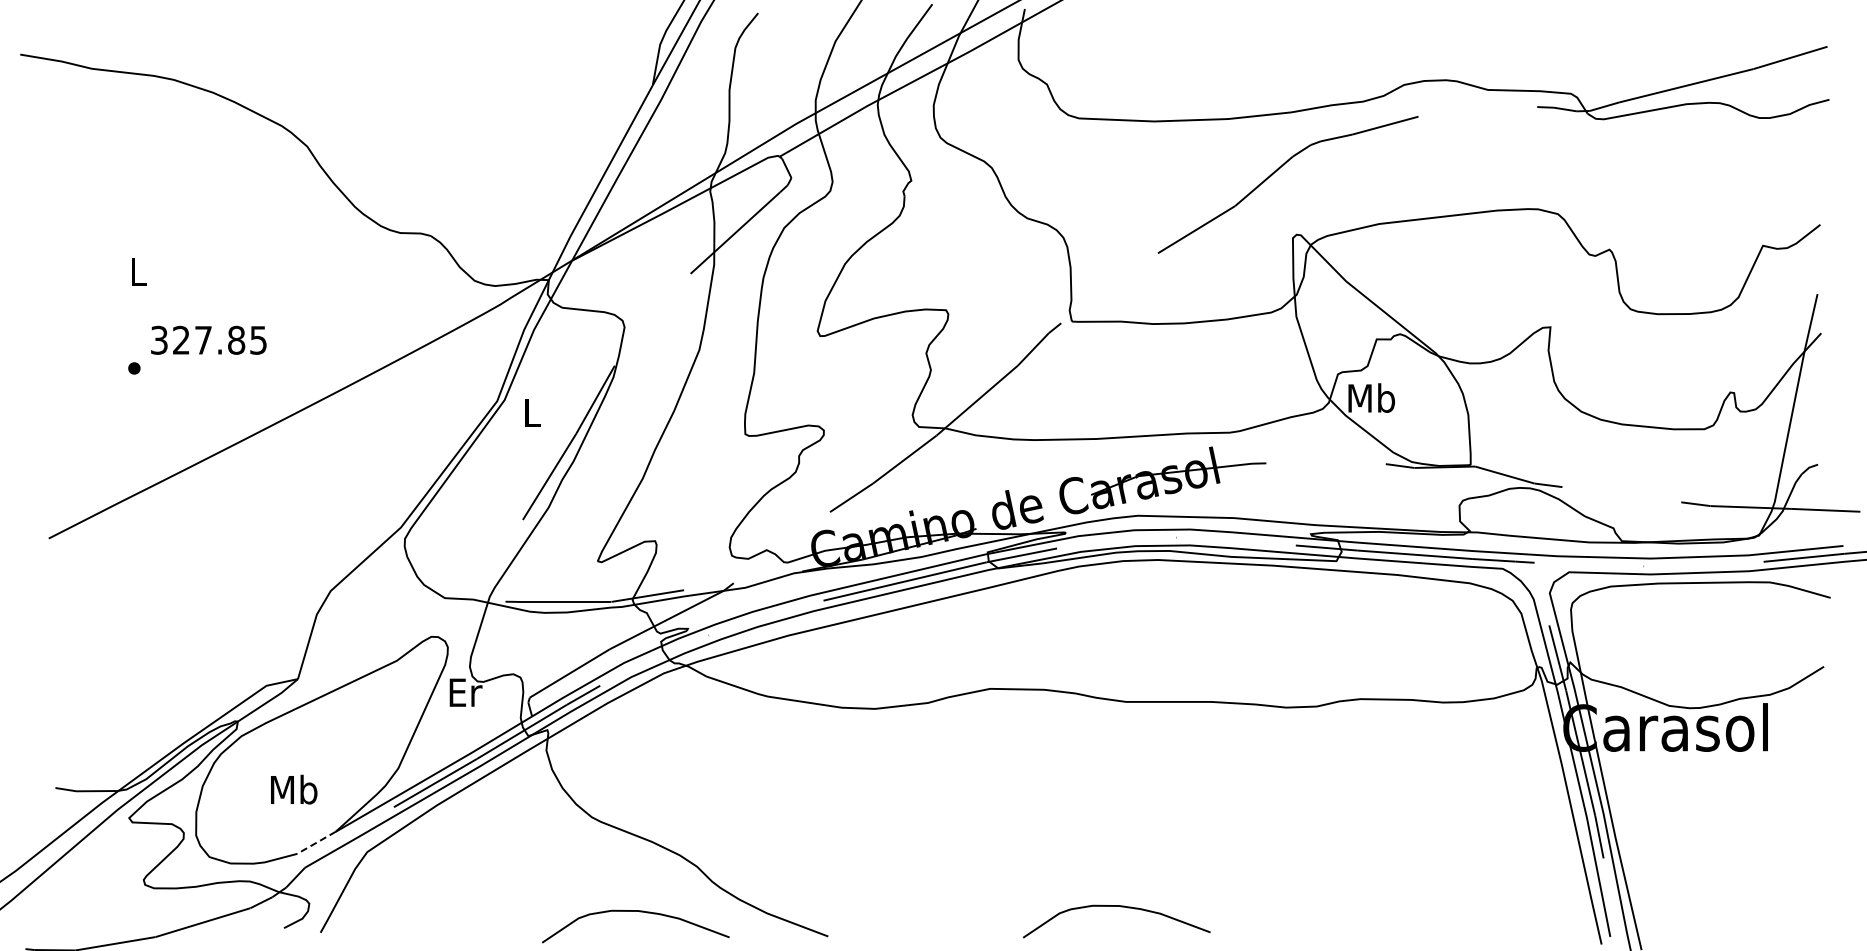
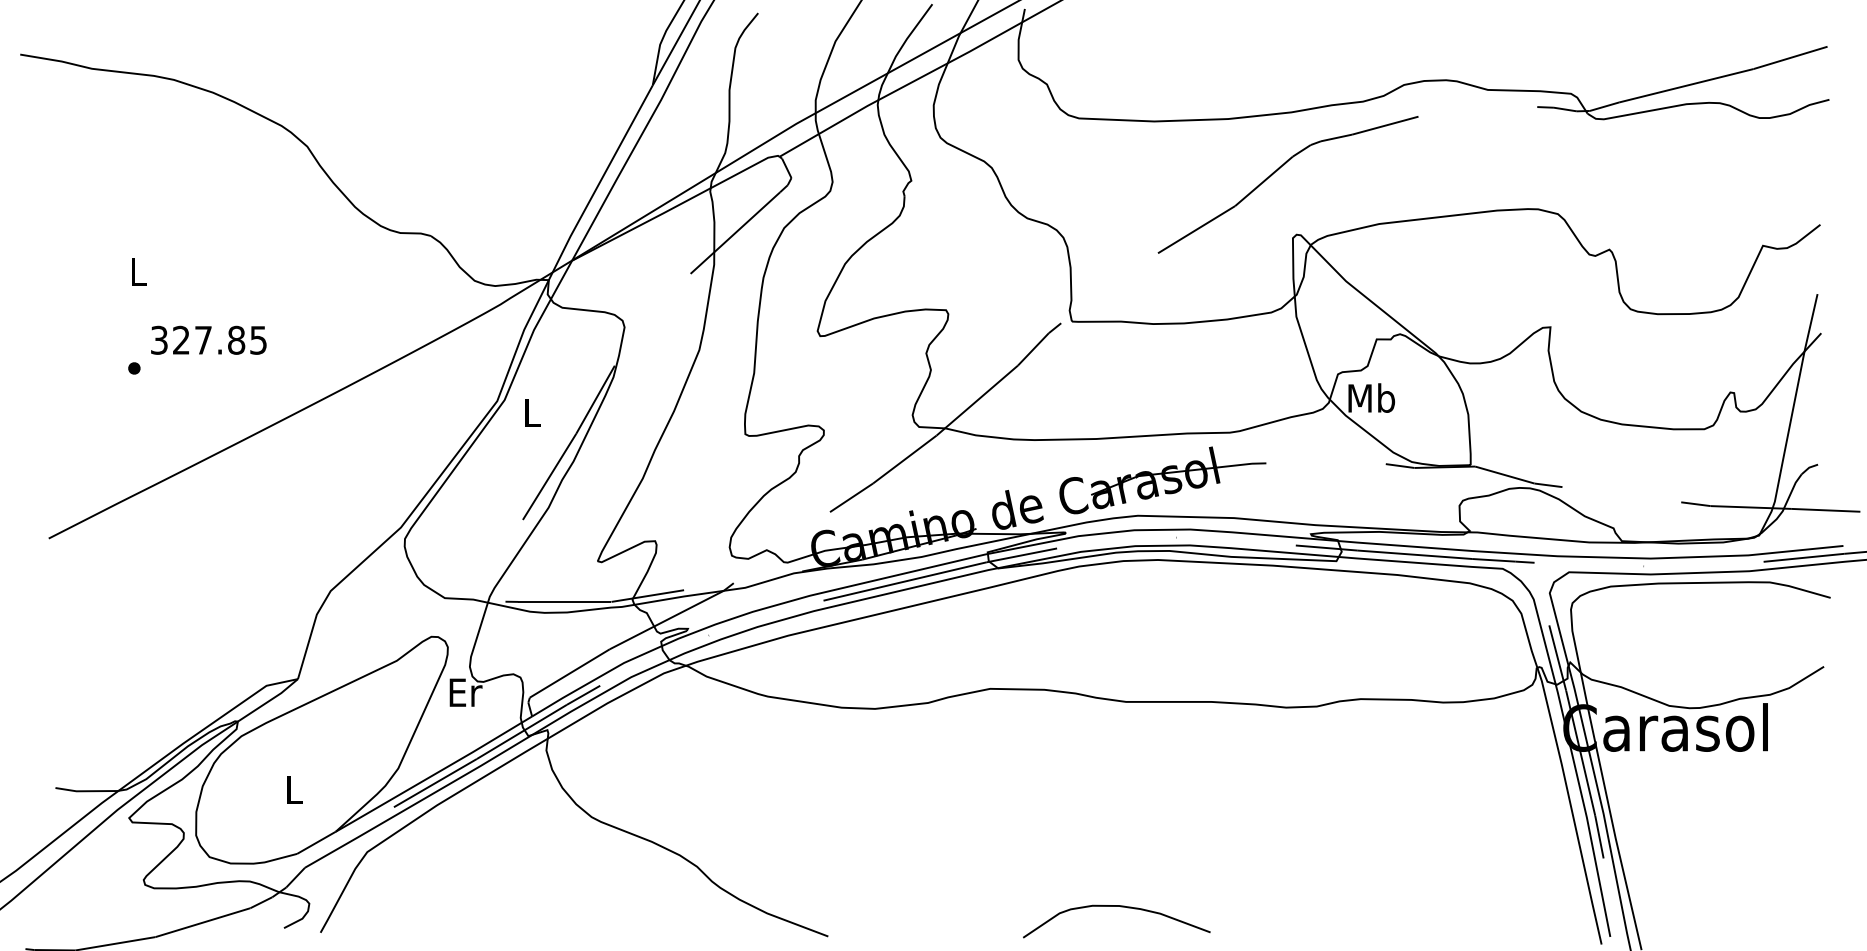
text: Mb -> L (294, 789)
line: dashed -> solid (316, 843)
curve: present -> none (639, 912)
